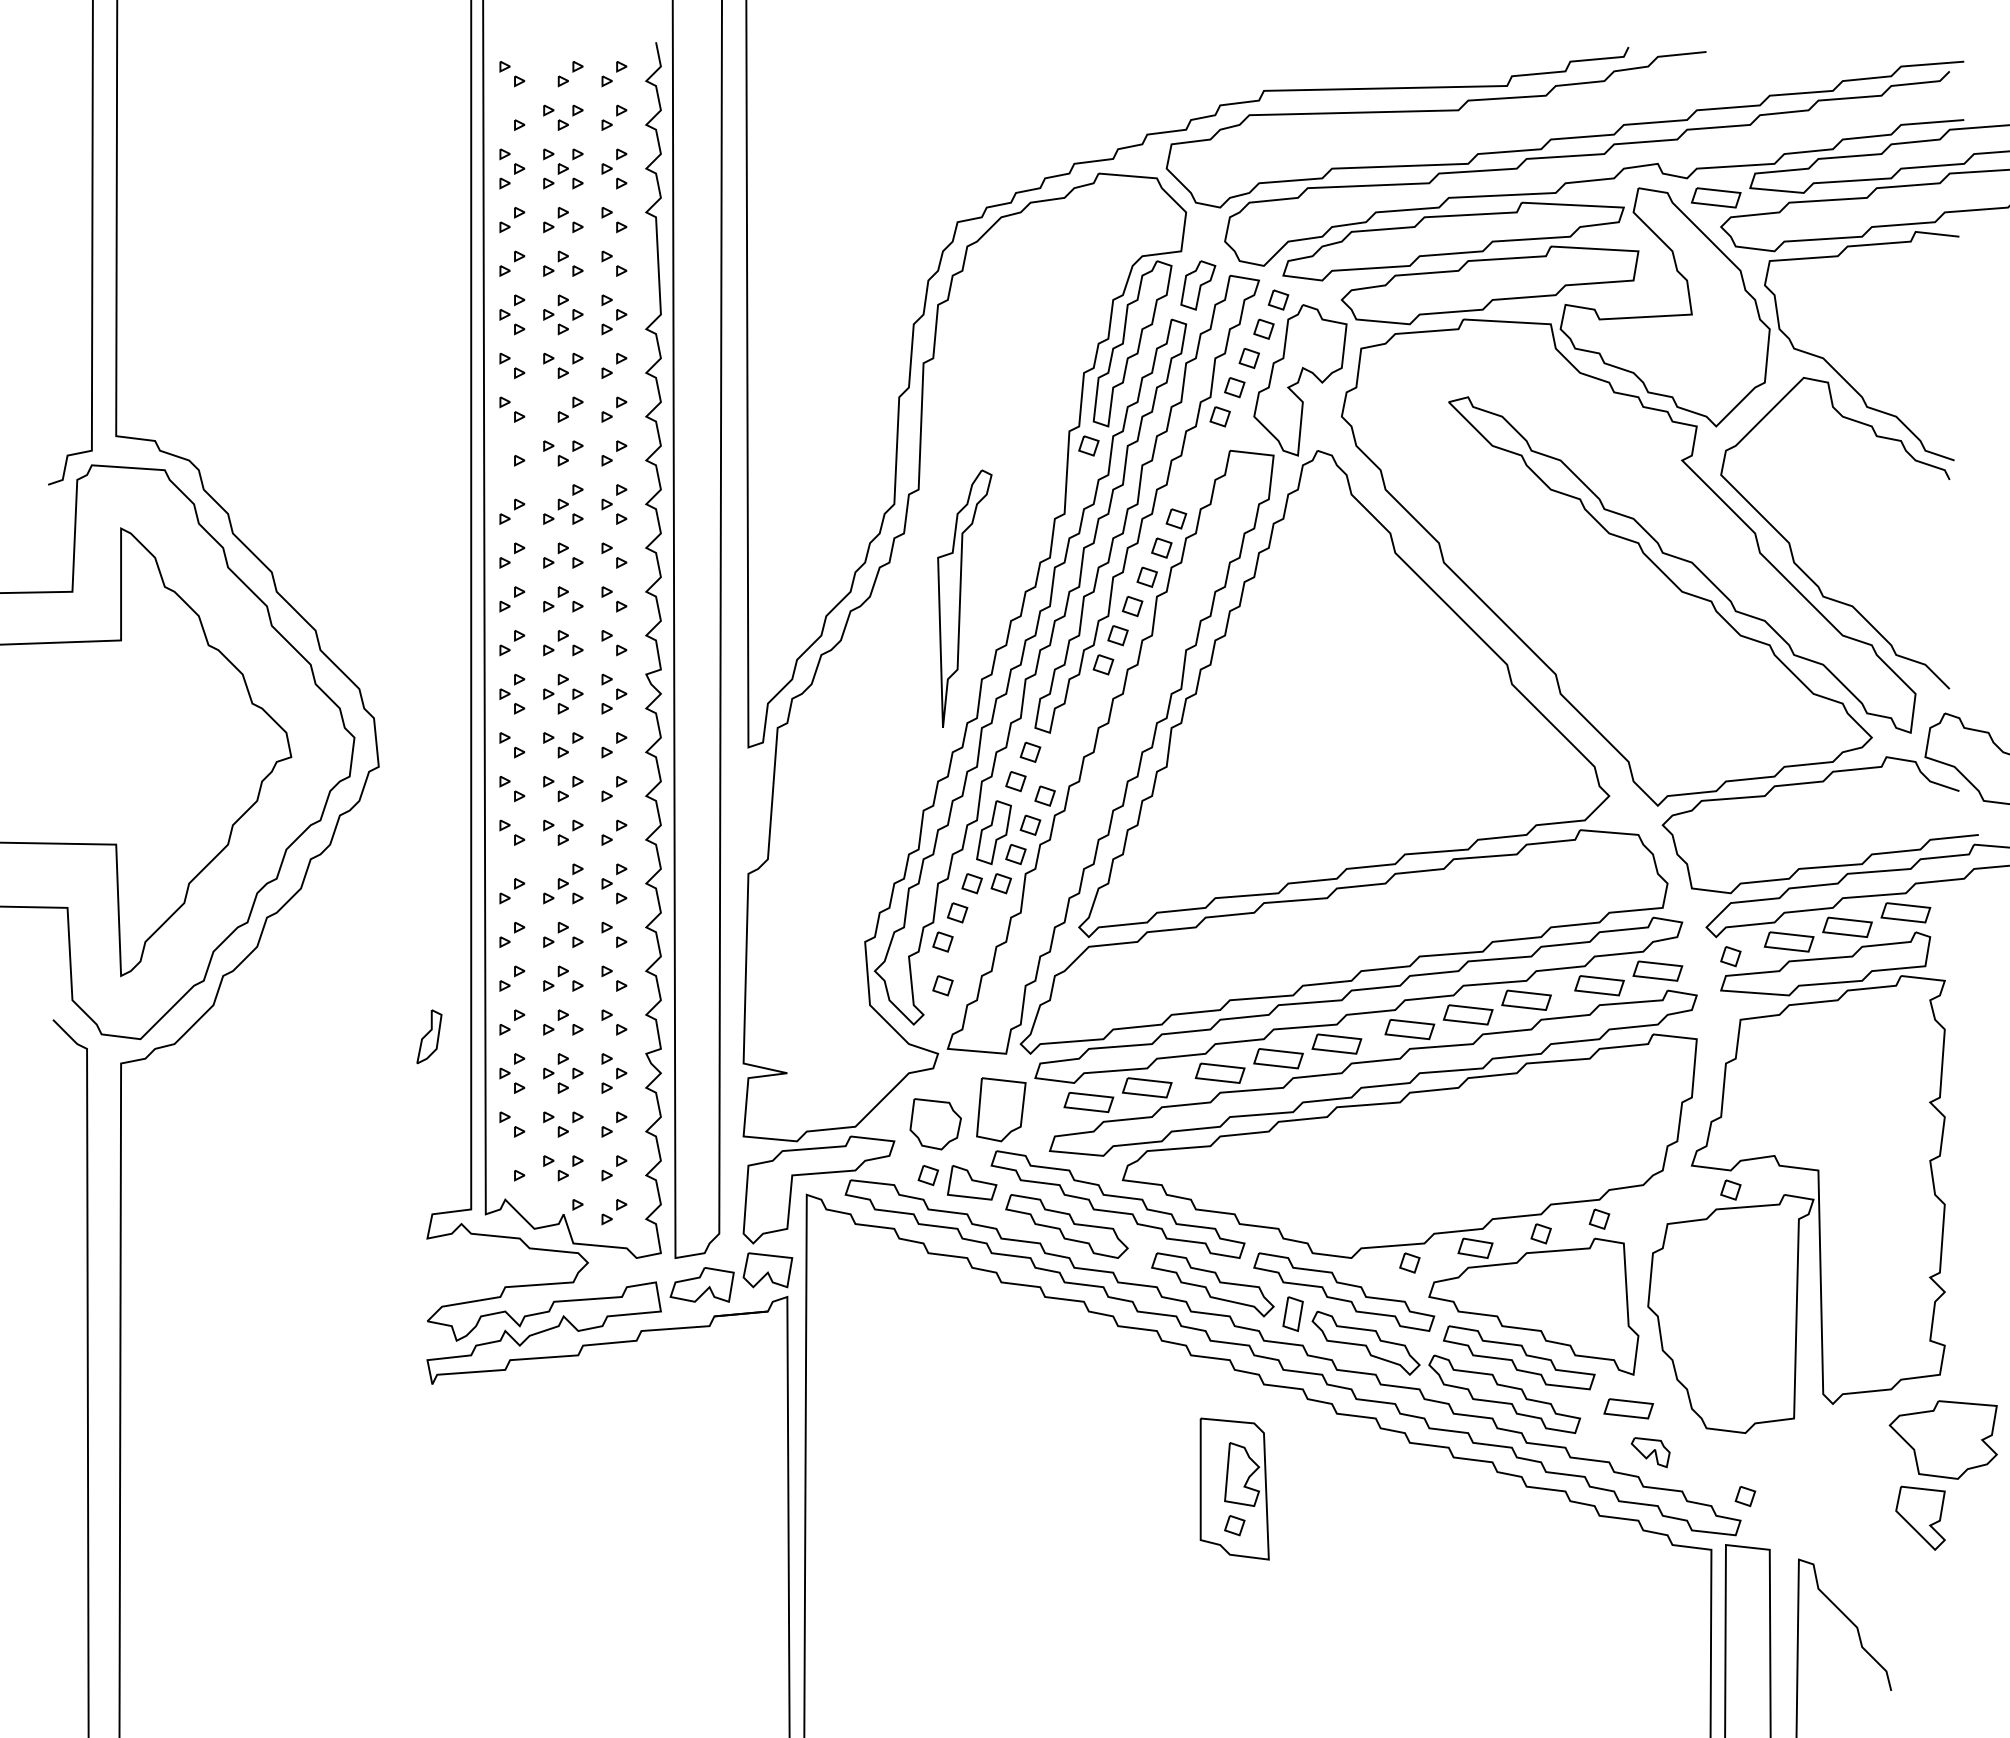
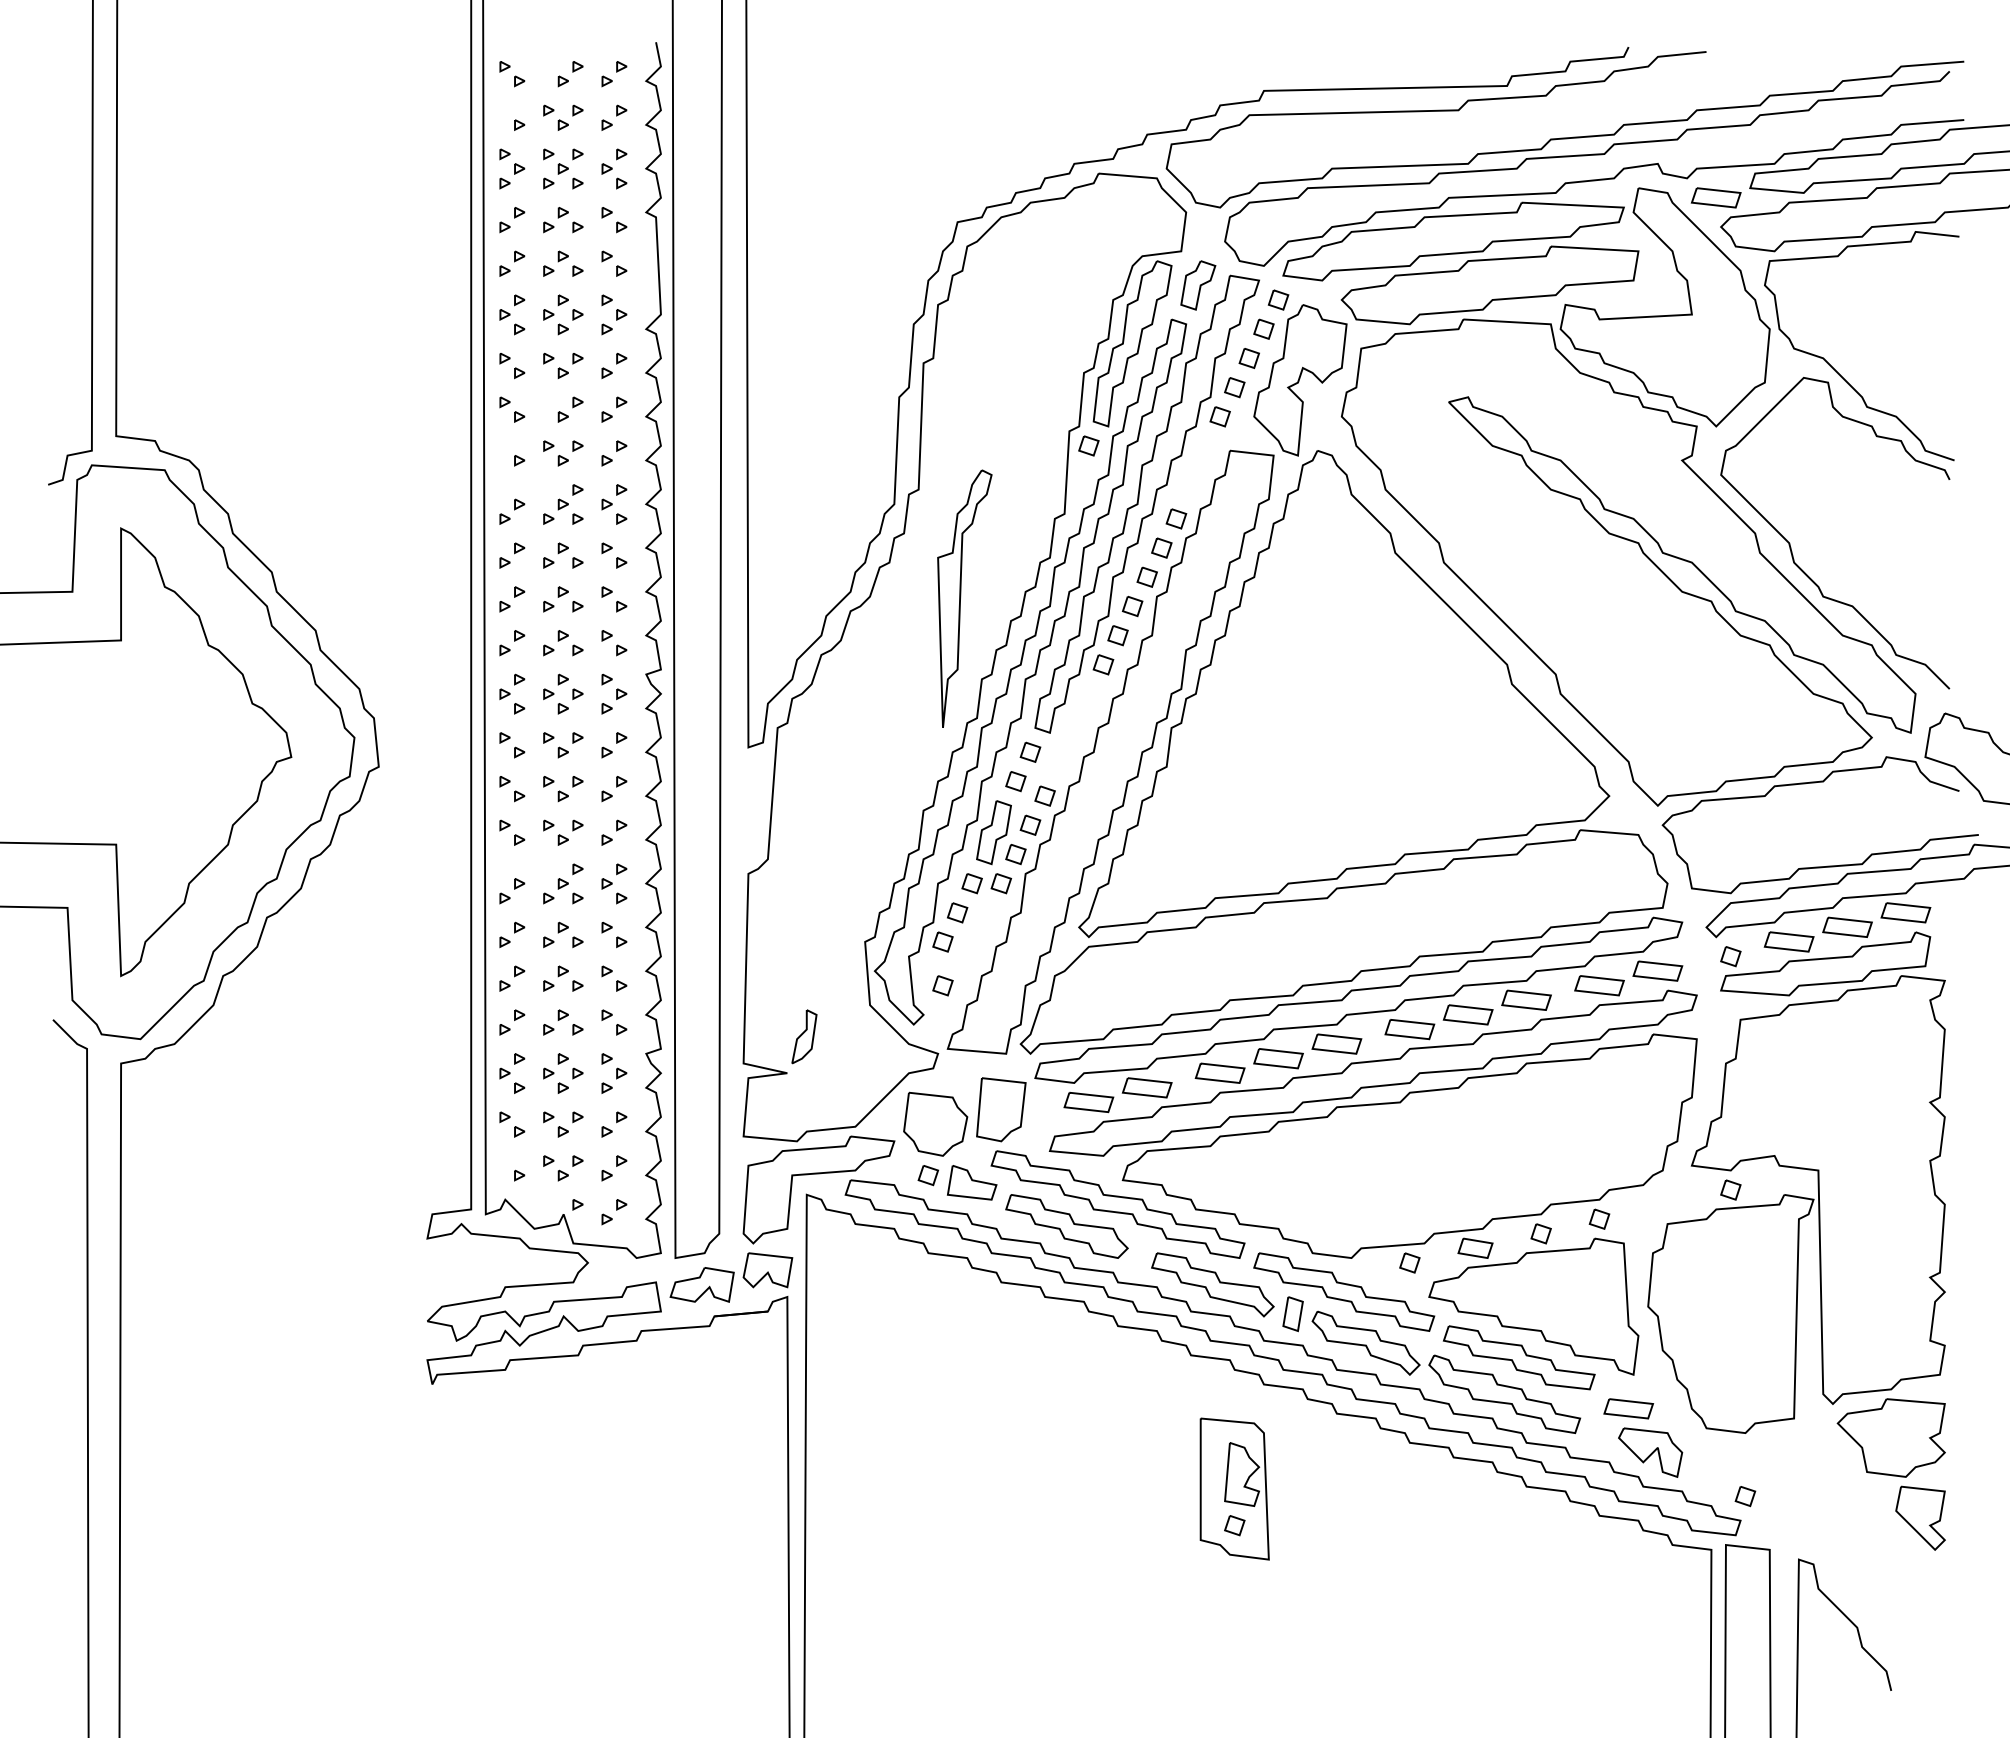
part position: (429, 1036) -> (804, 1036) (804, 1036)
part size: 53x53 px -> 66x66 px (935, 1123)
part position: (1942, 1439) -> (1890, 1437) (1890, 1437)
part size: 41x32 px -> 66x51 px (1650, 1452)
